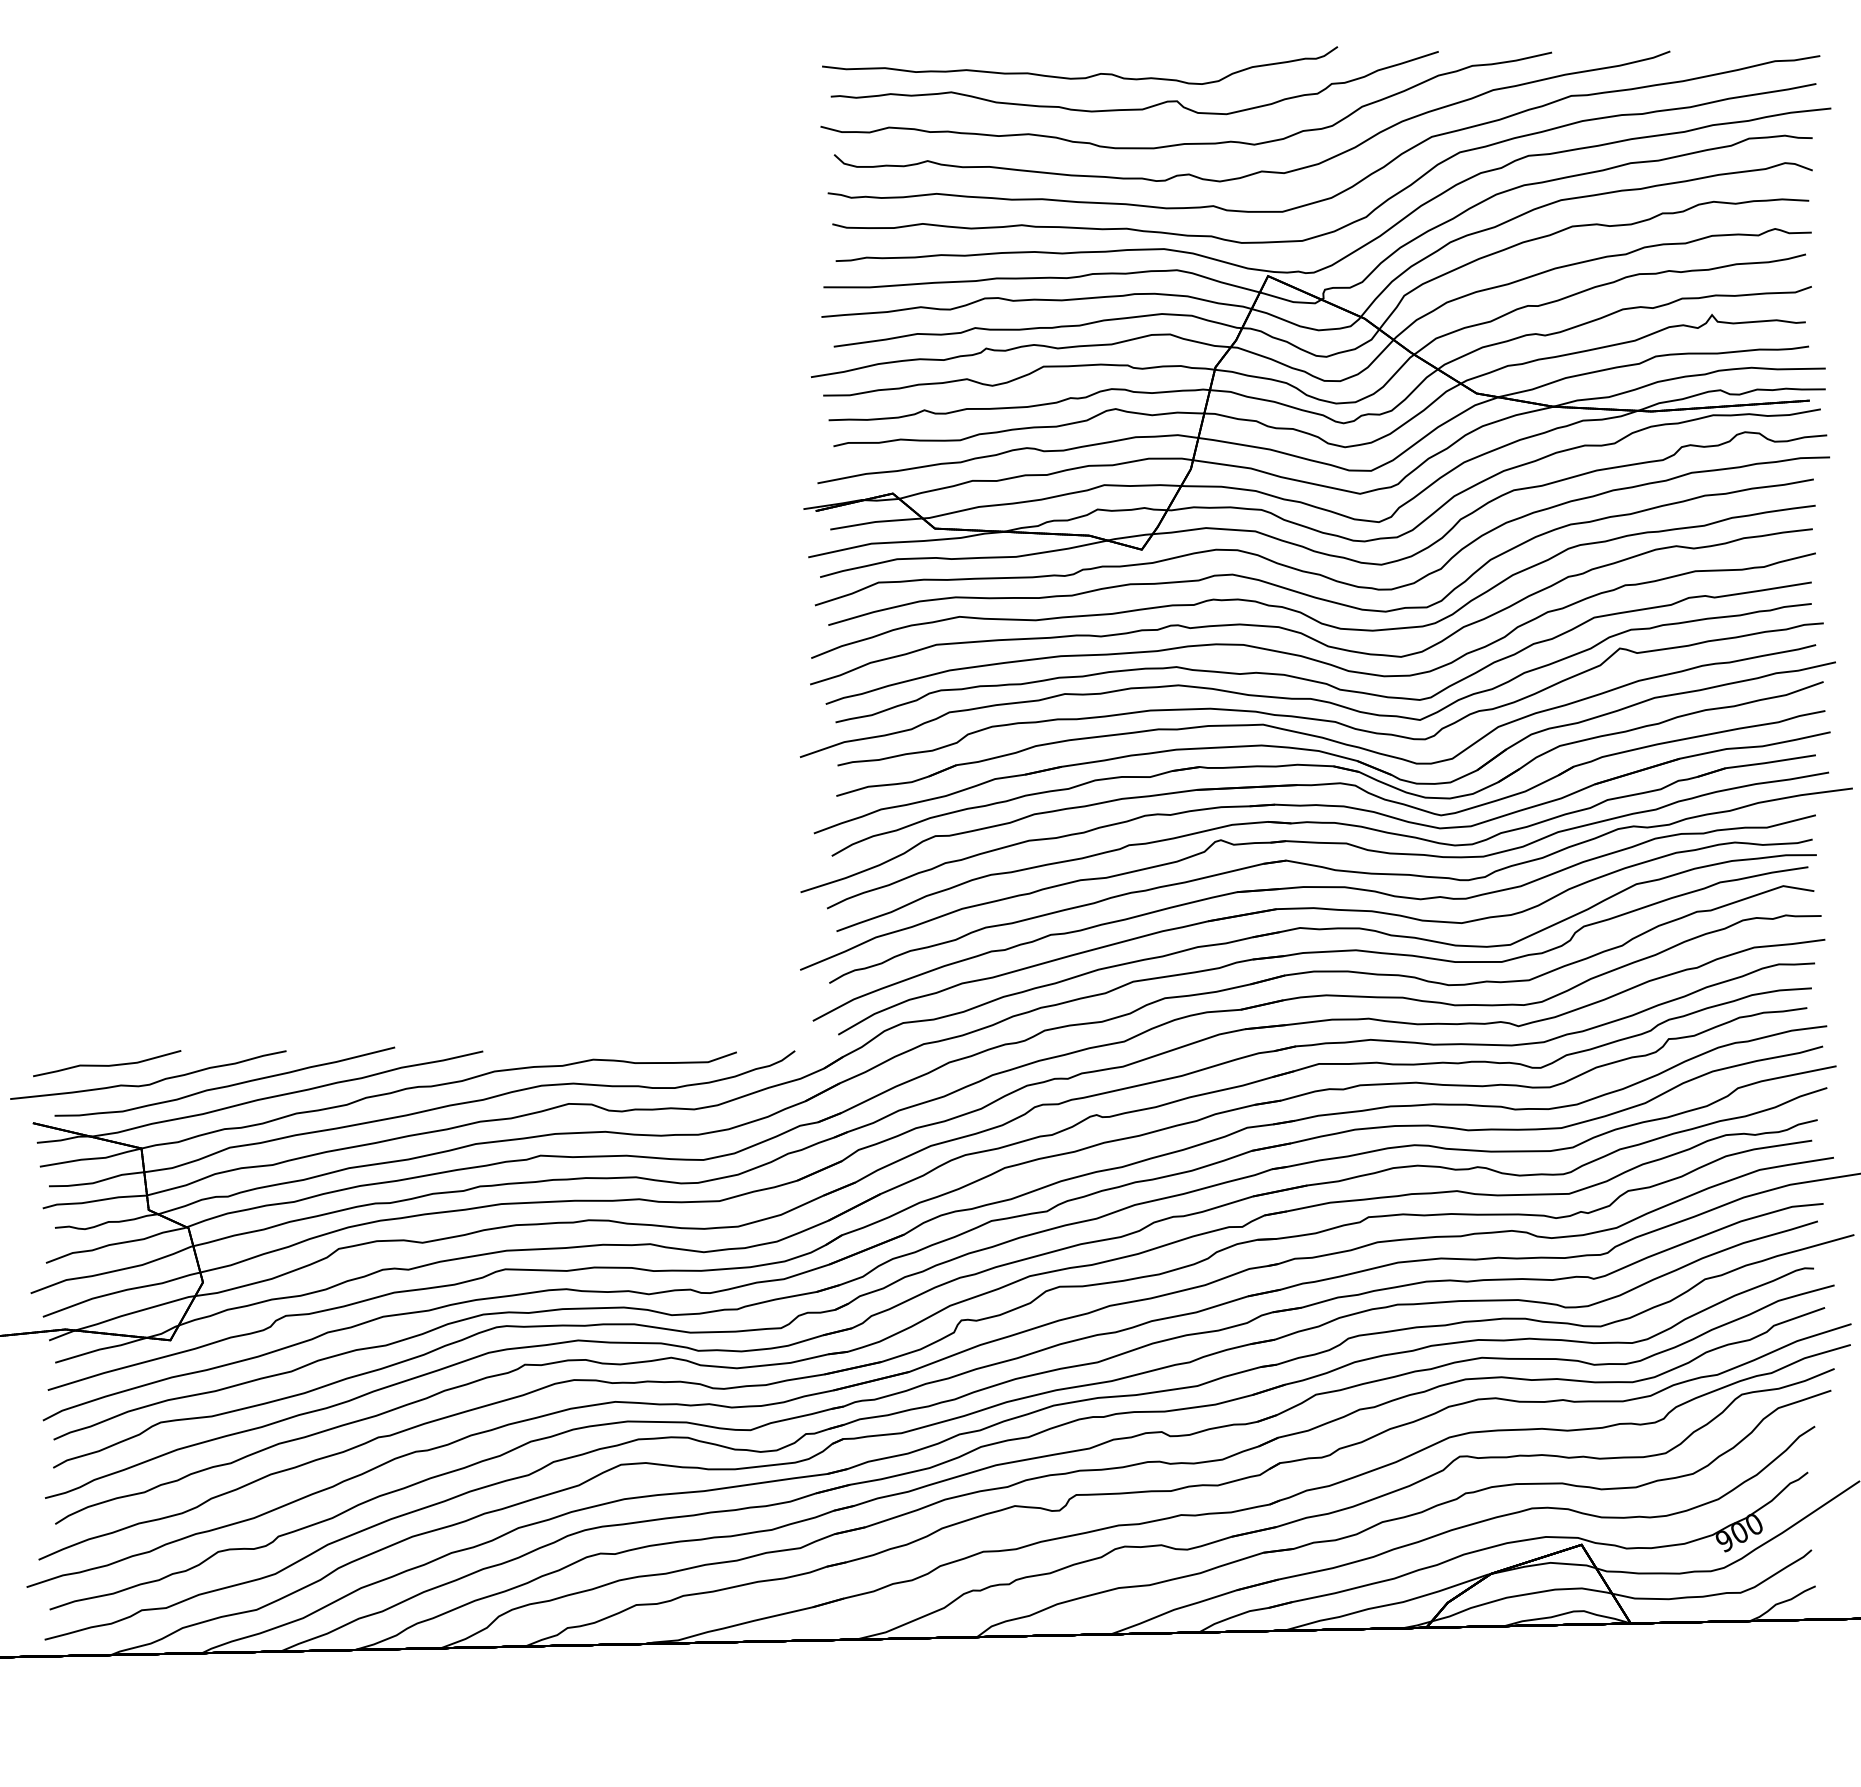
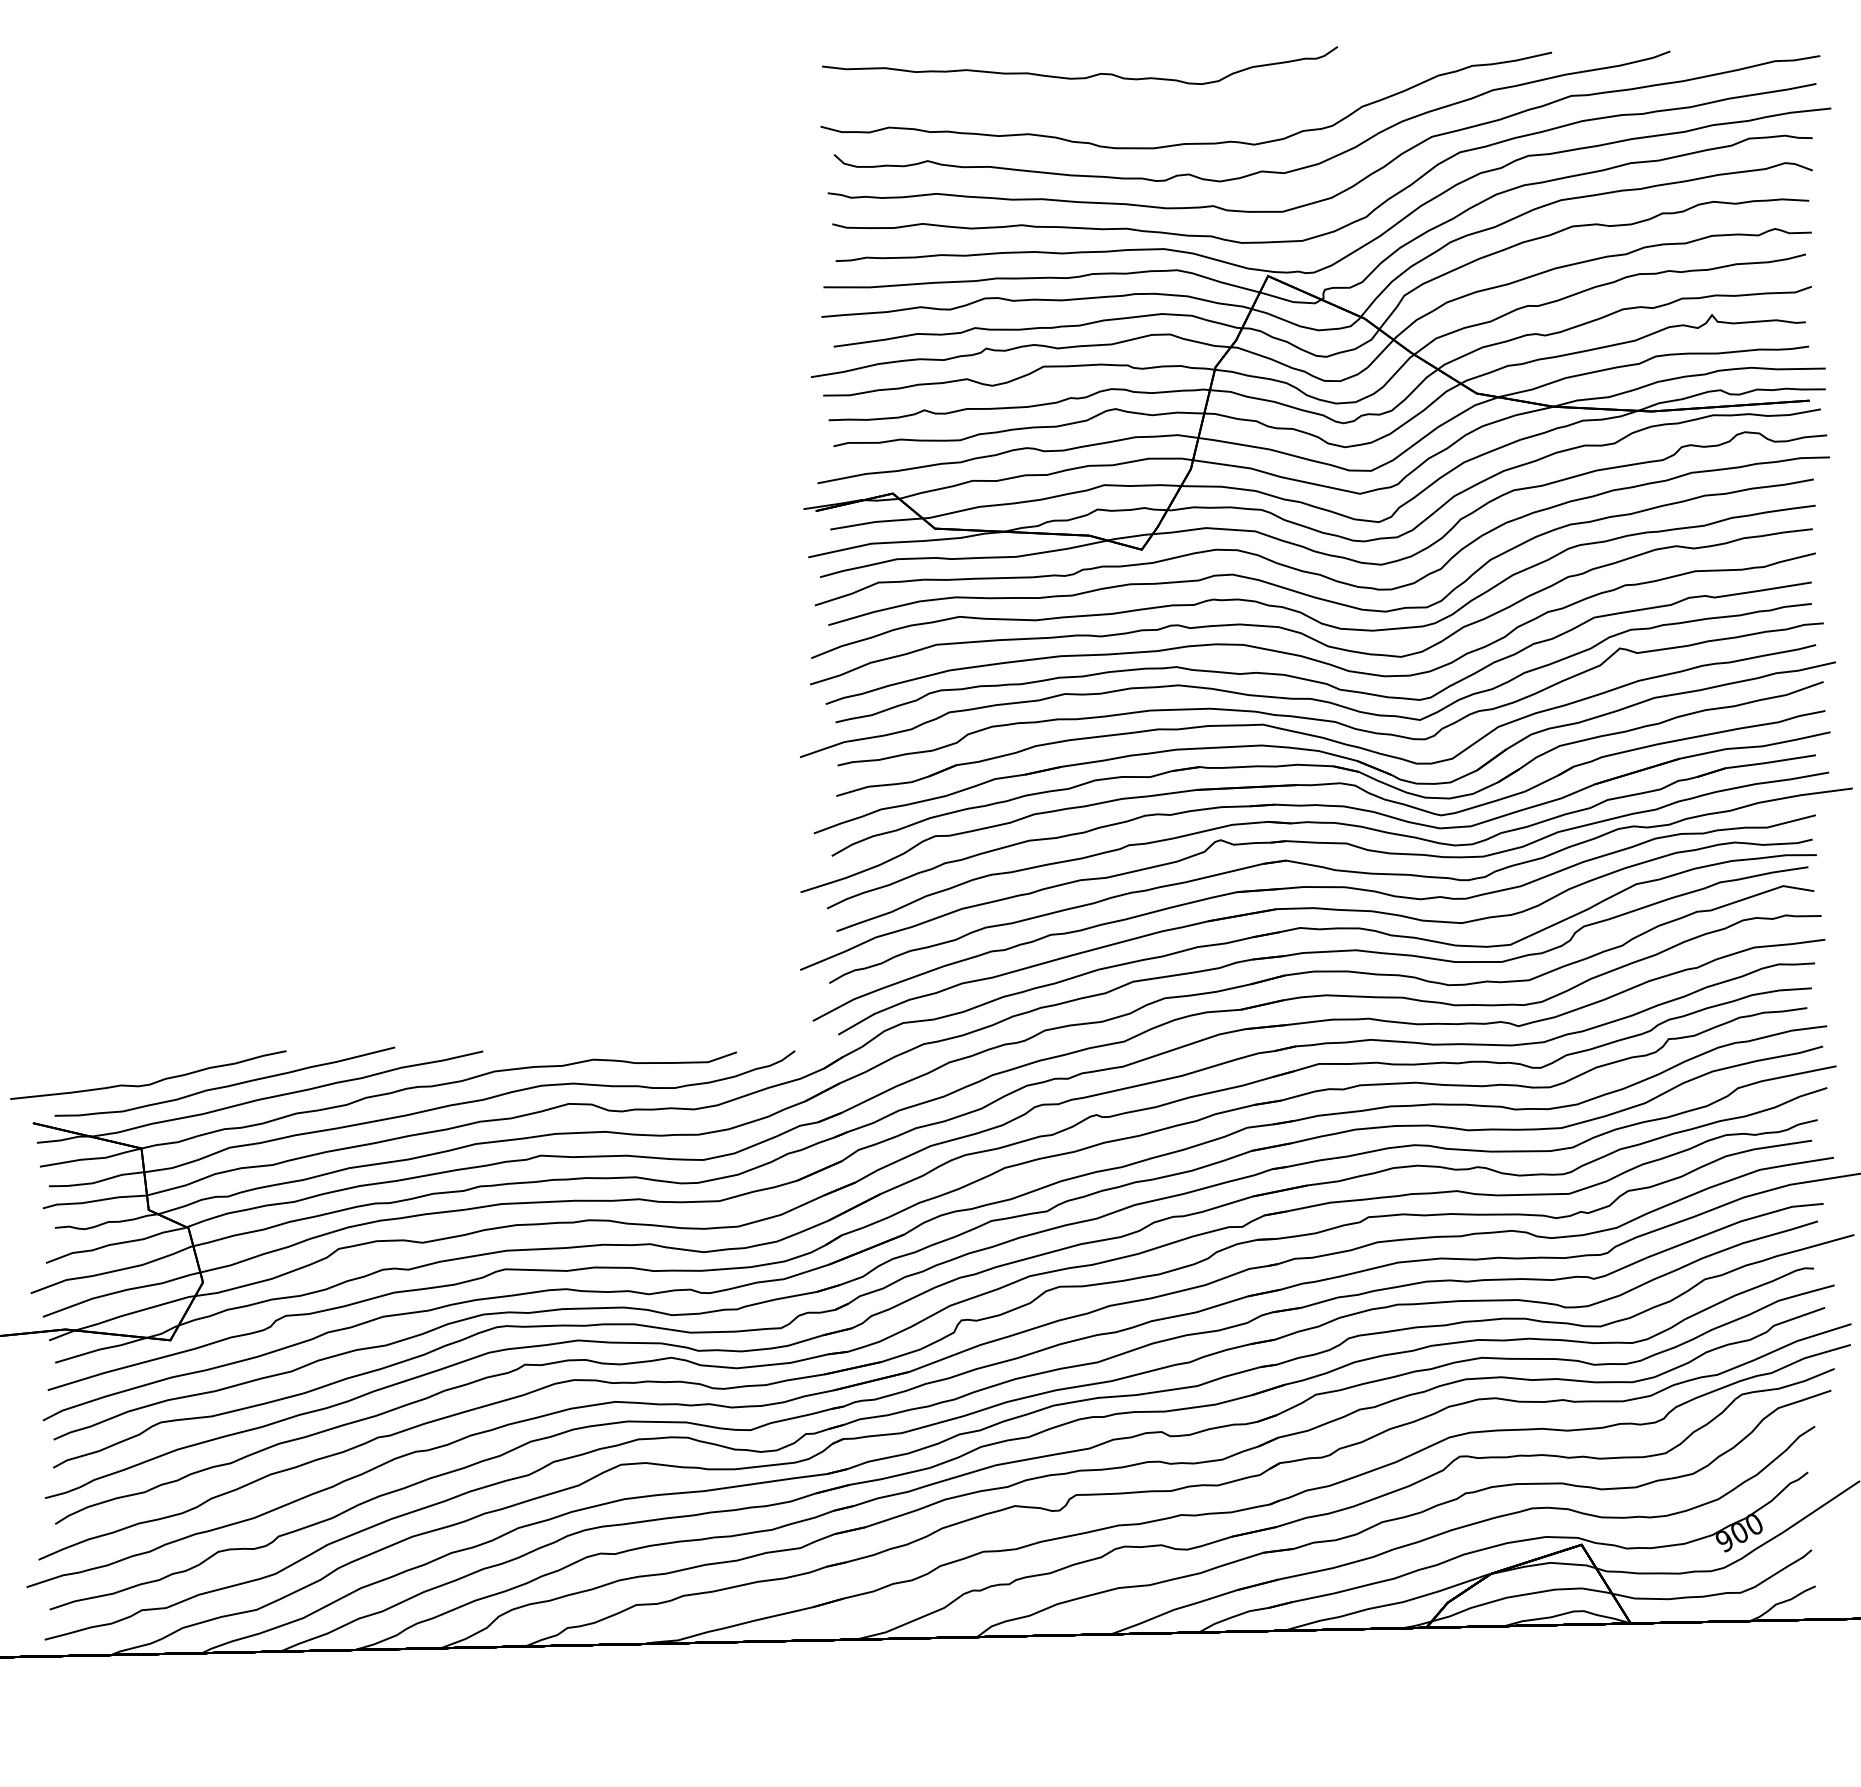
curve: present -> none (1134, 108)
curve: present -> none (107, 1065)
